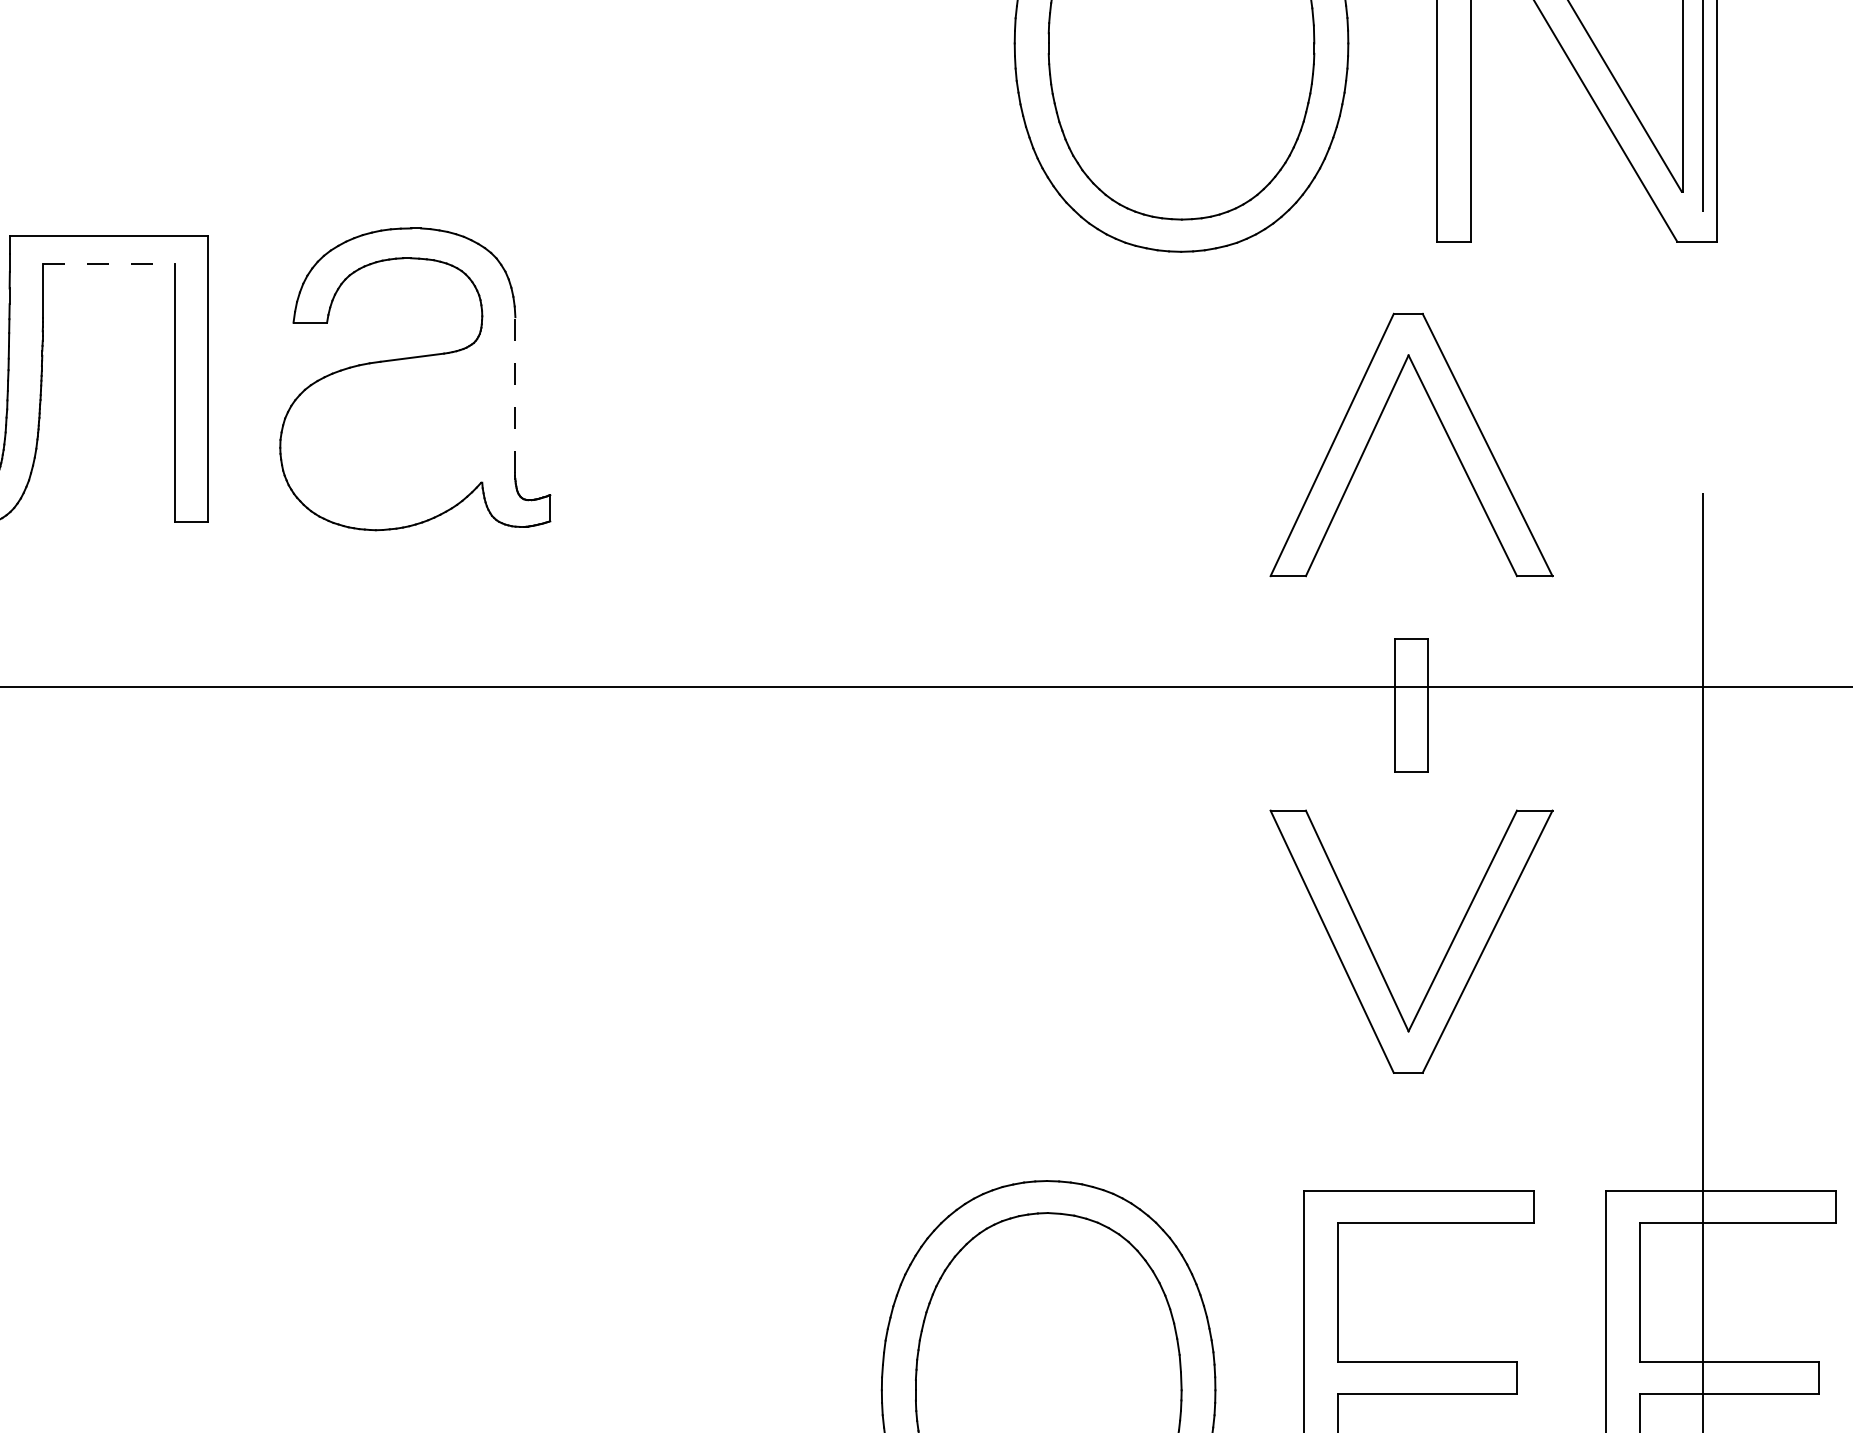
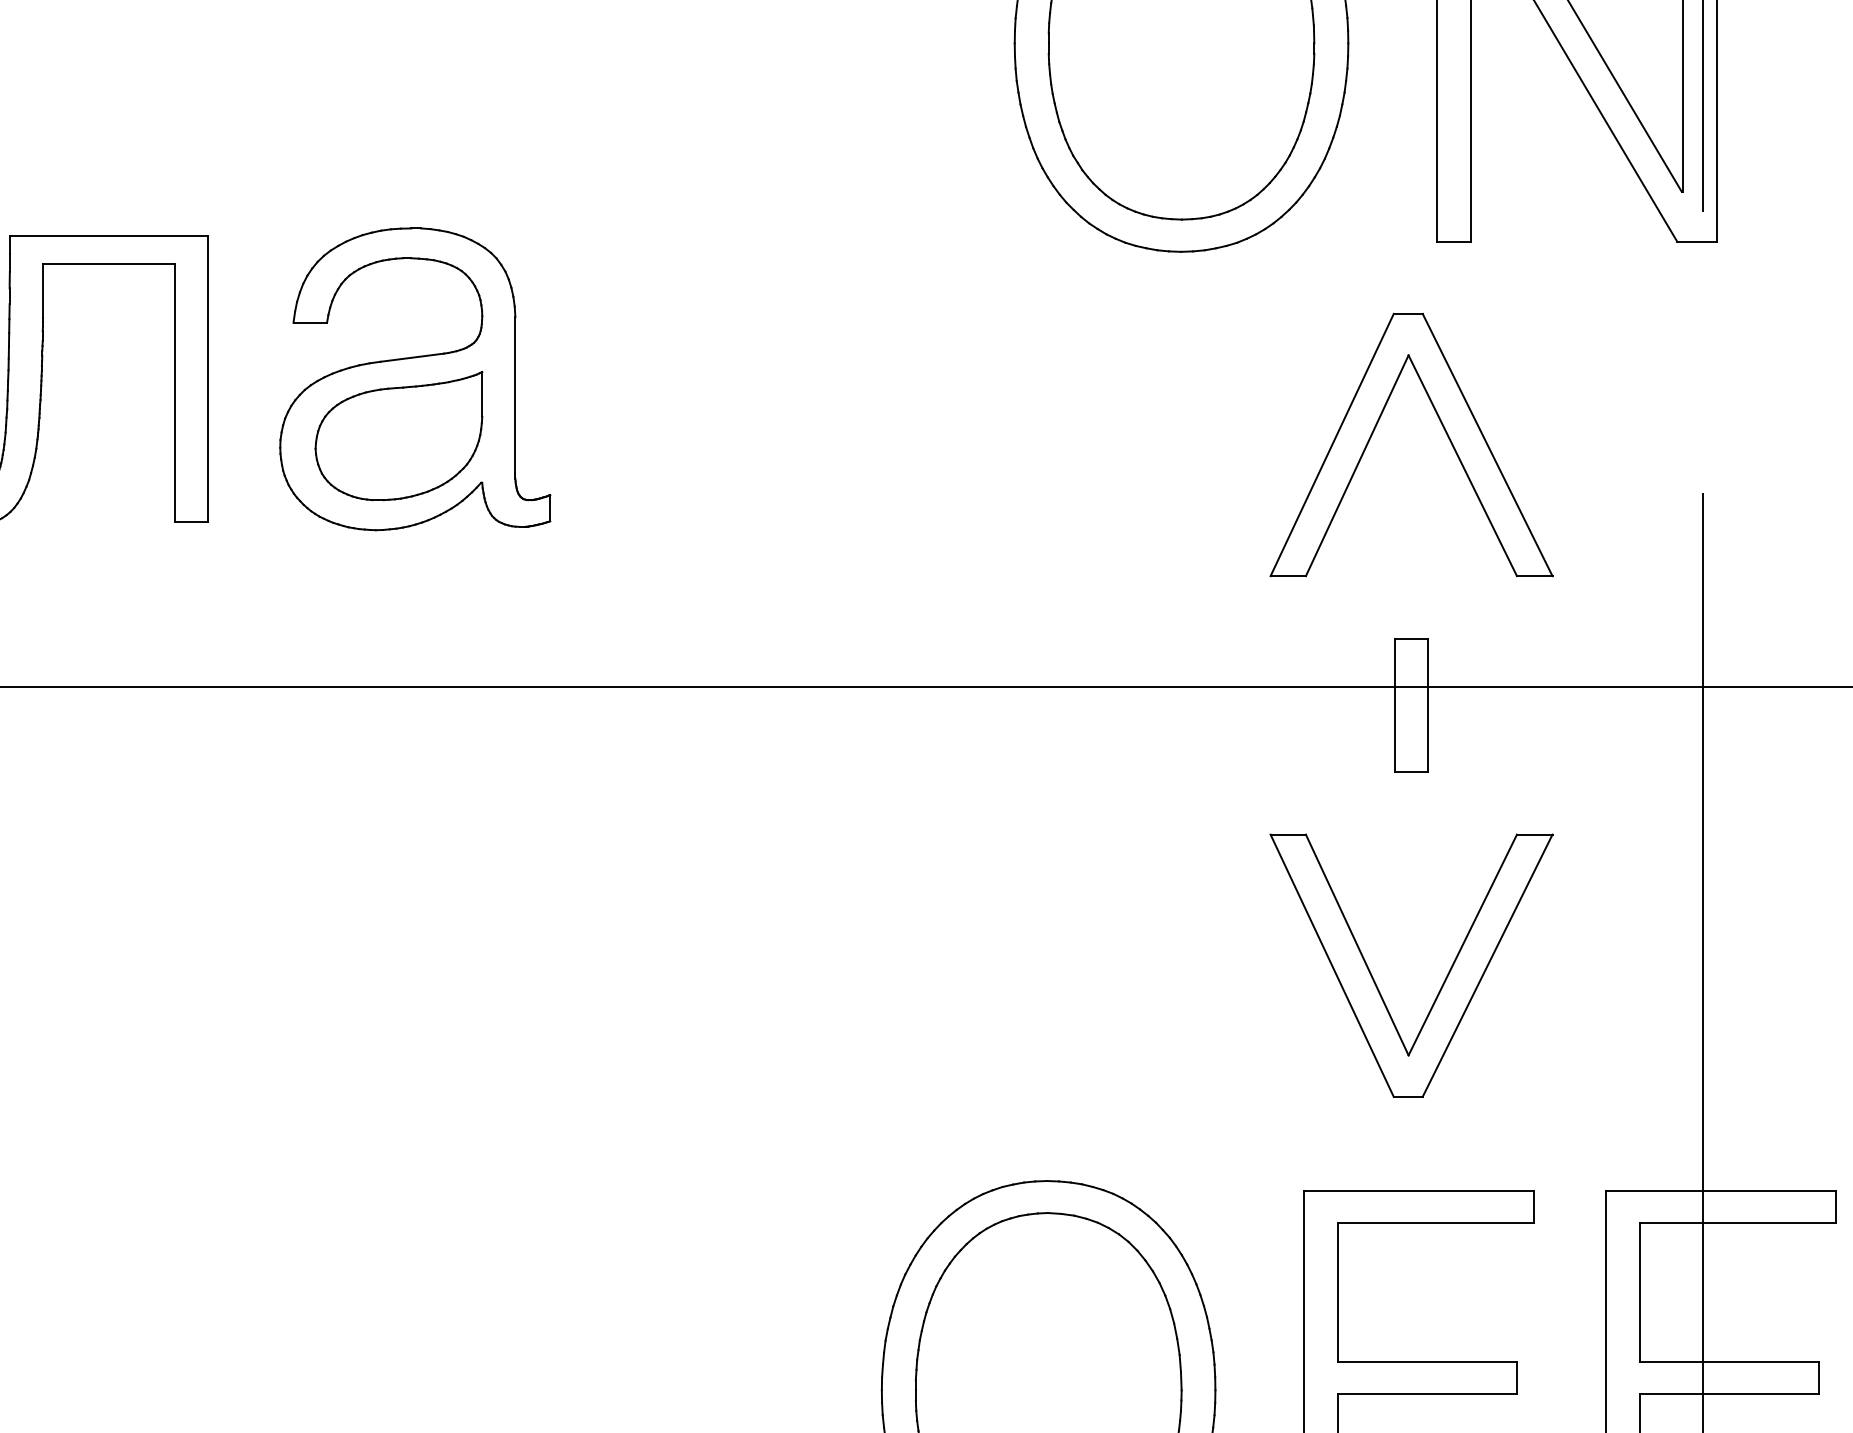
line: dashed -> solid (109, 263)
line: dashed -> solid (515, 395)
part: none -> present (398, 435)
part position: (1443, 957) -> (1443, 981) (1443, 981)
